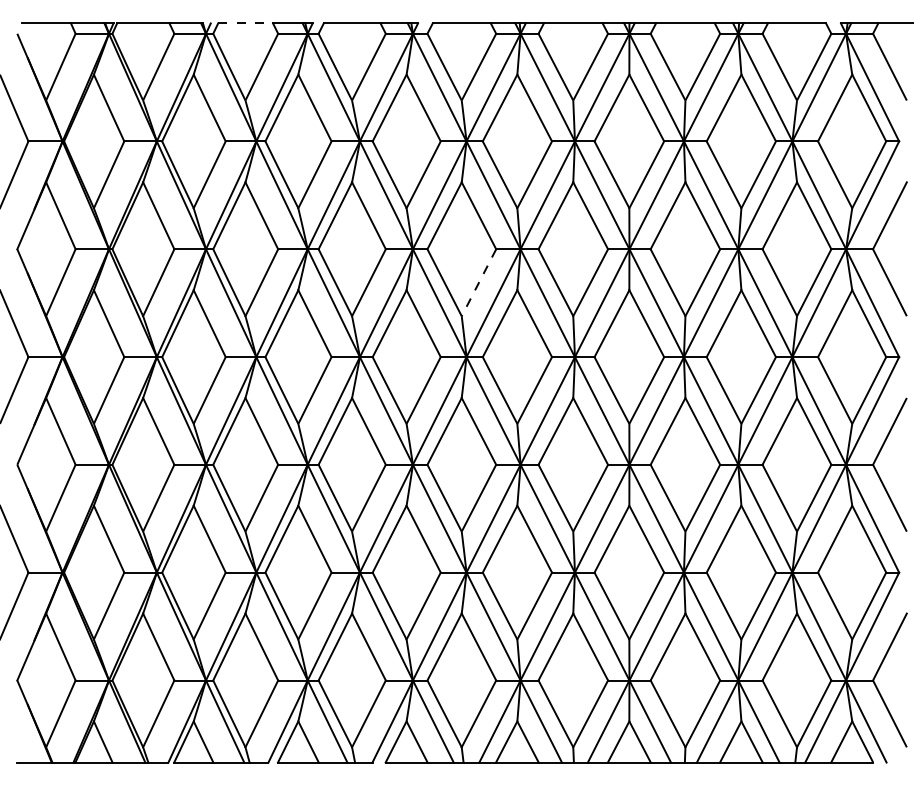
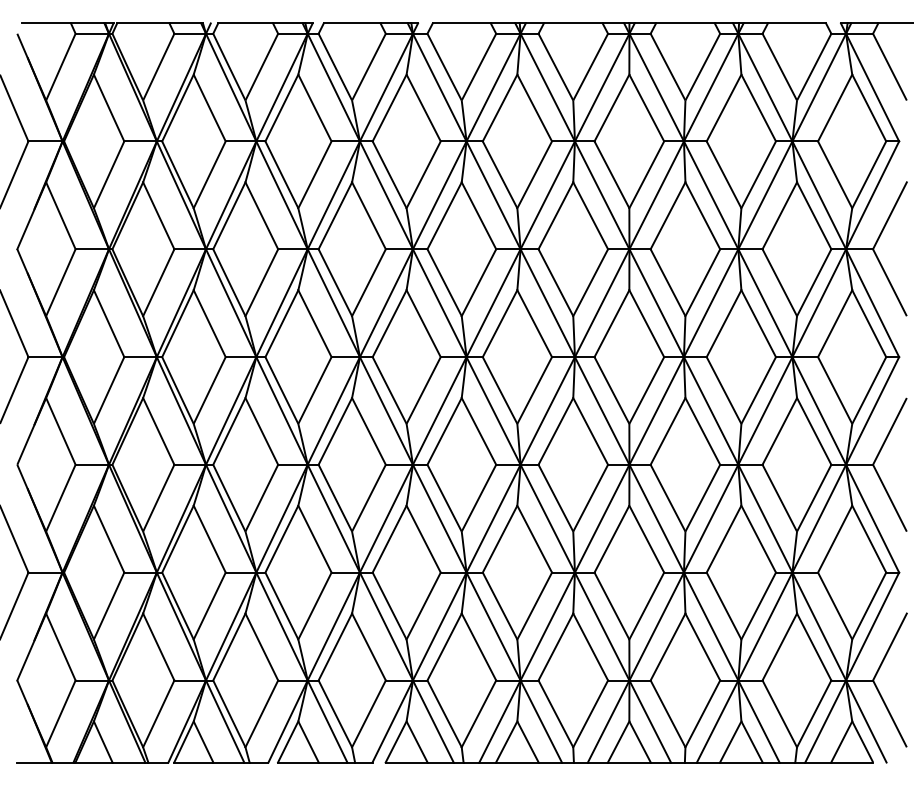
line: dashed -> solid (246, 23)
line: dashed -> solid (478, 282)
